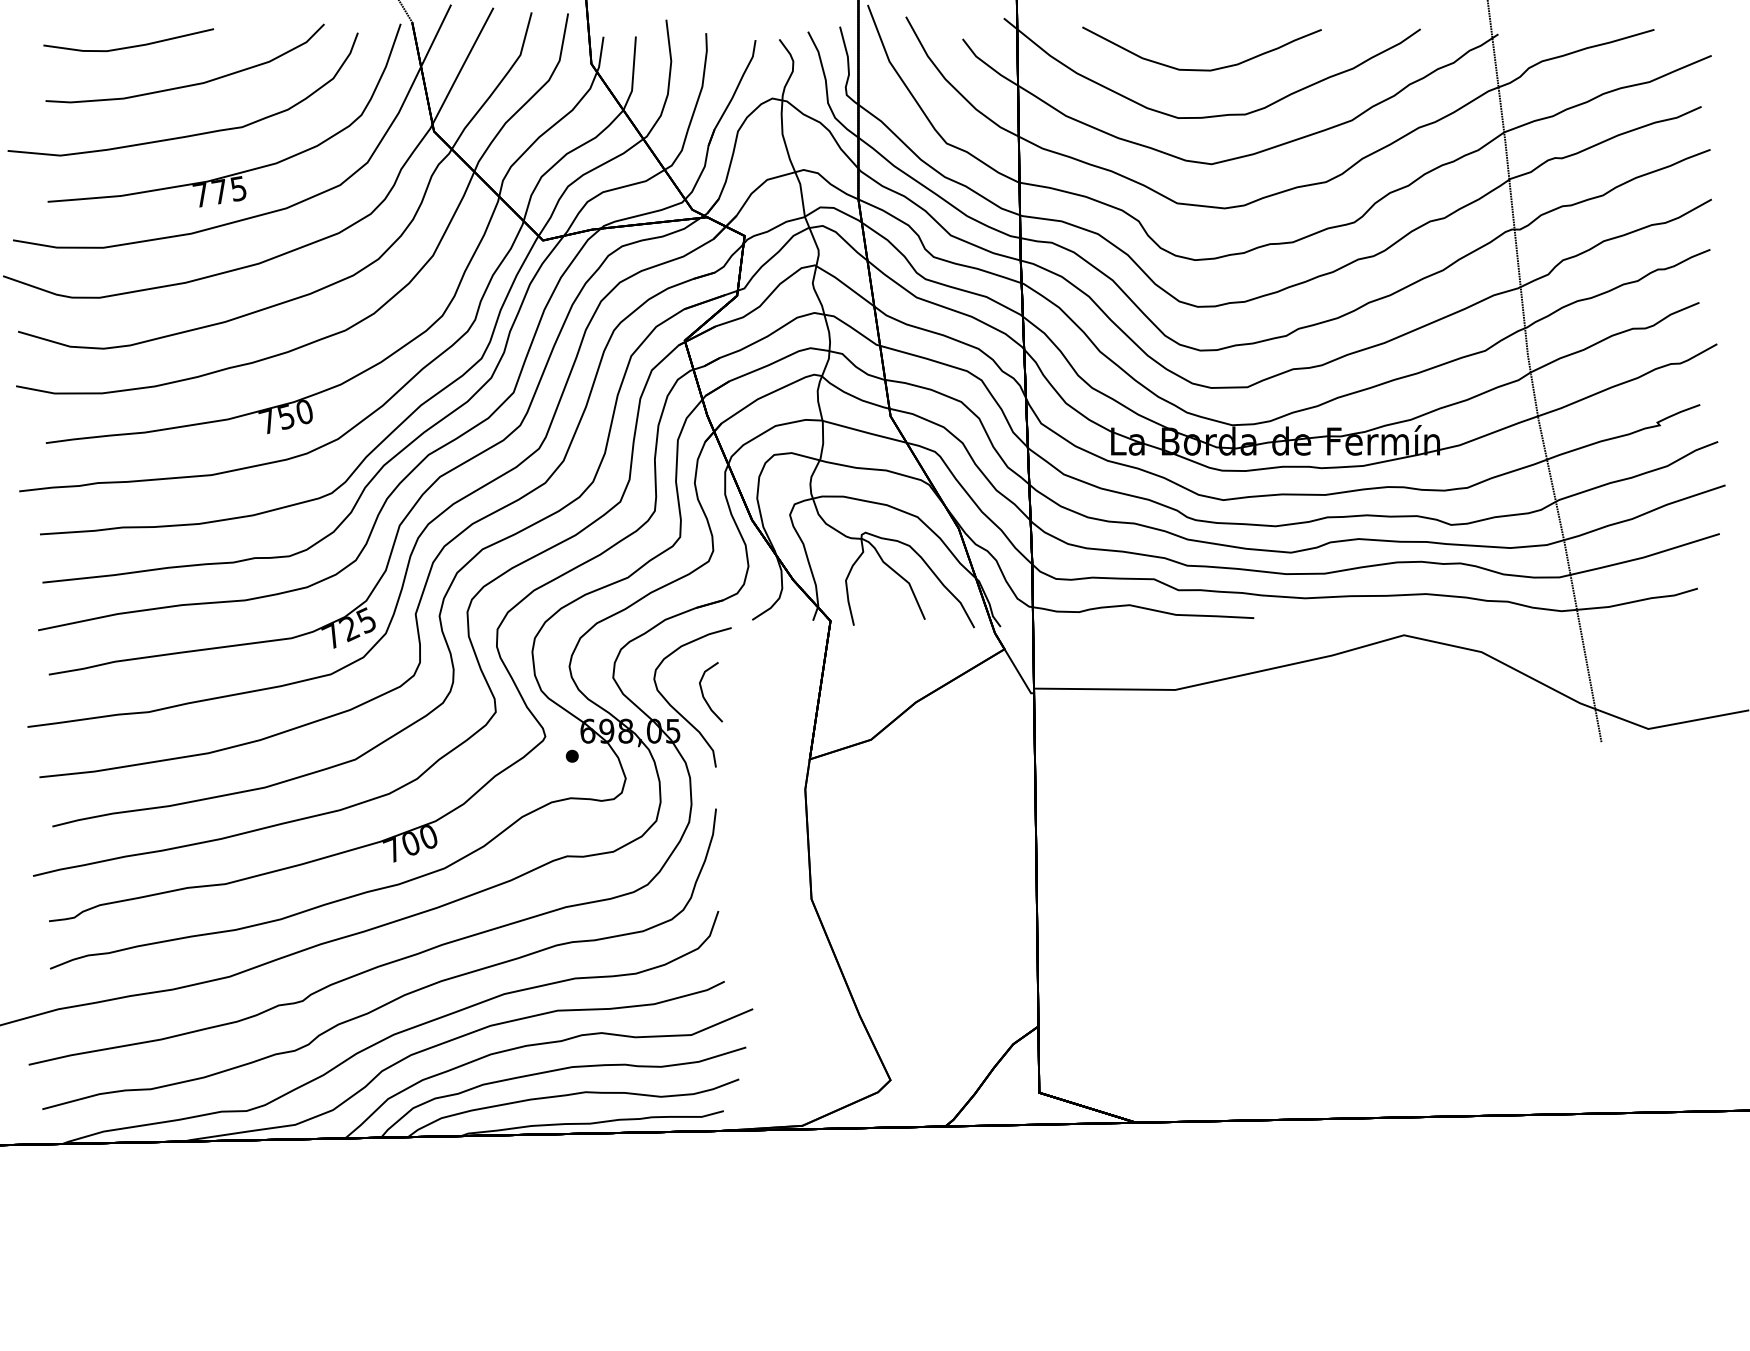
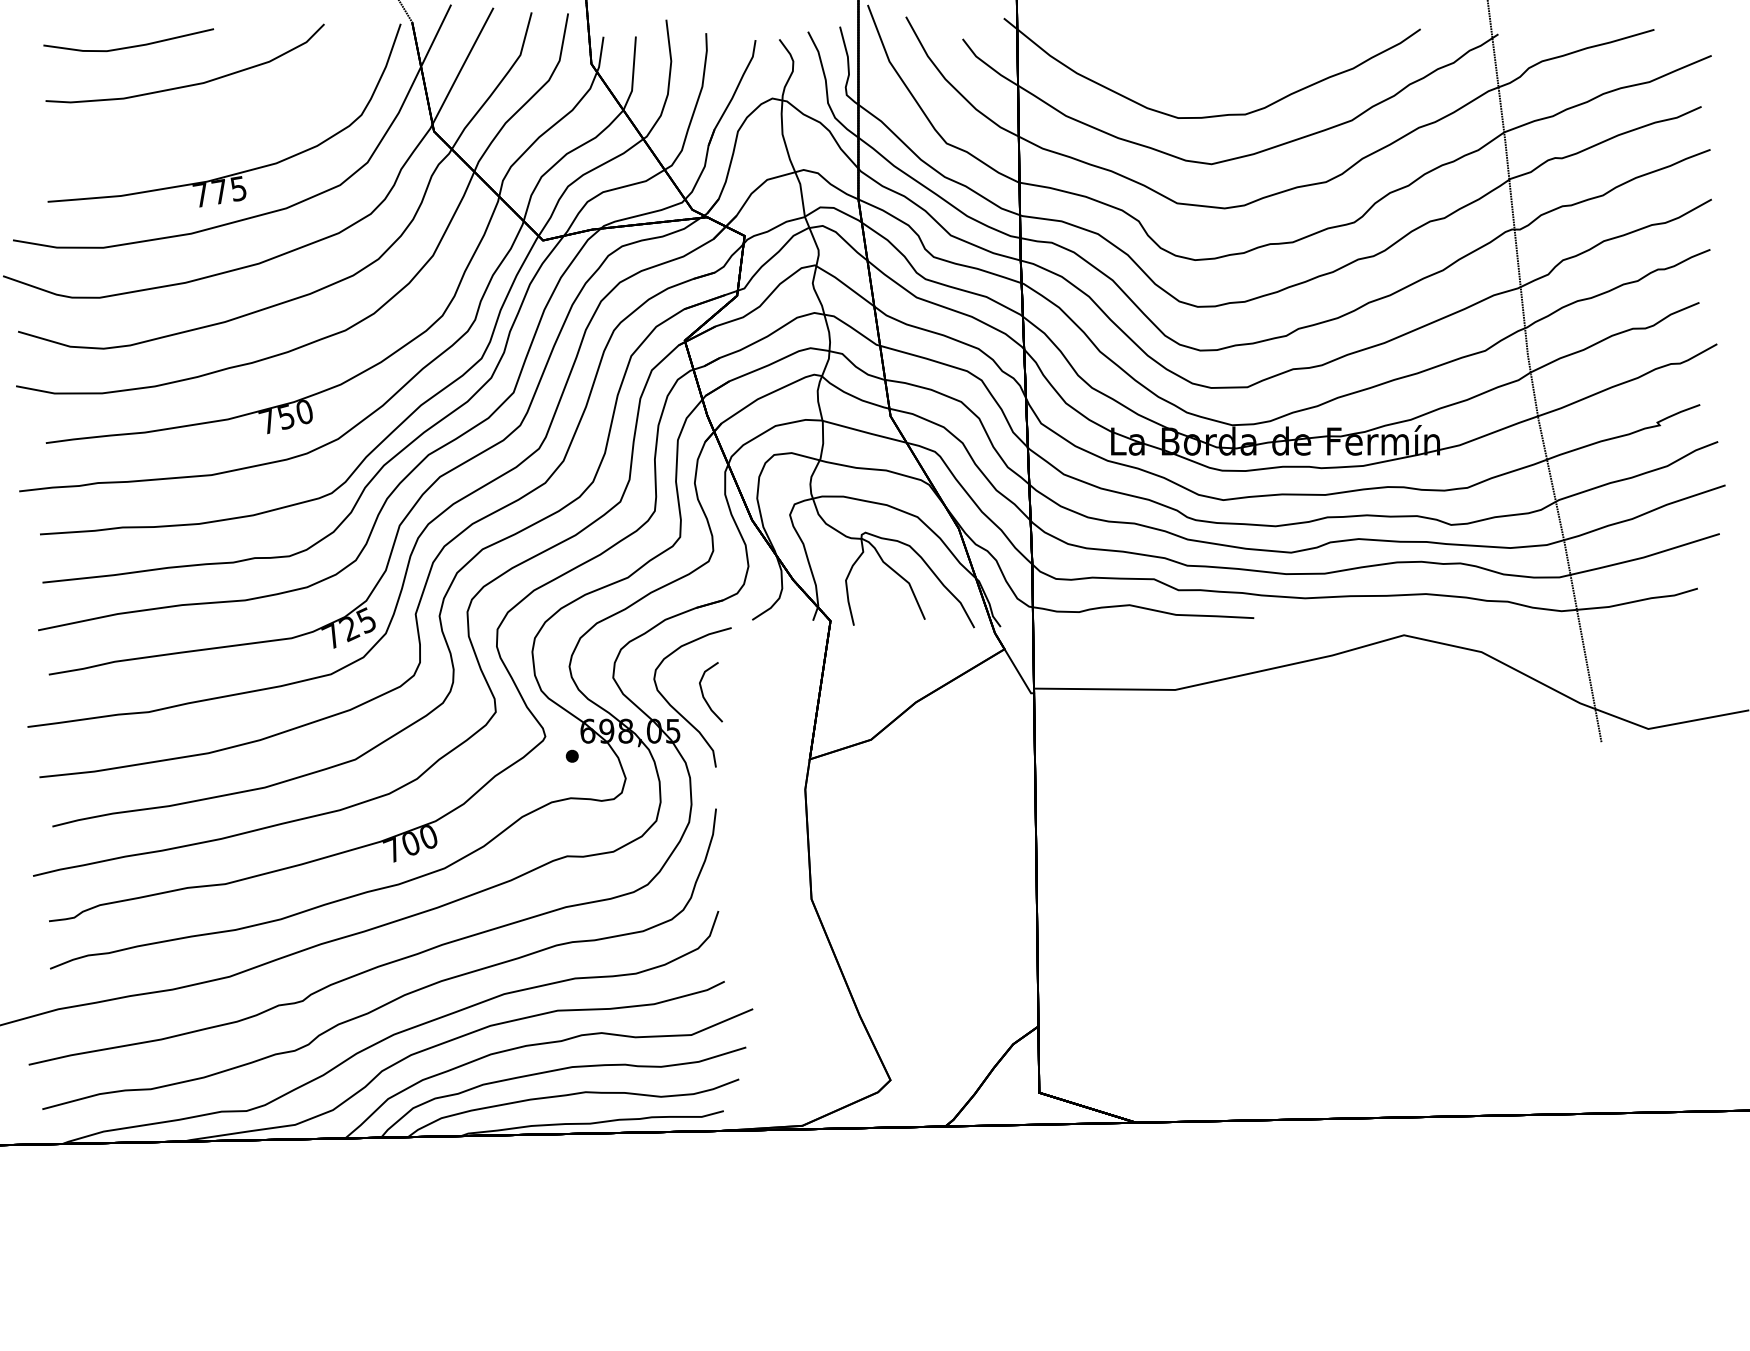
part: present -> none (1201, 69)
part: present -> none (191, 134)
